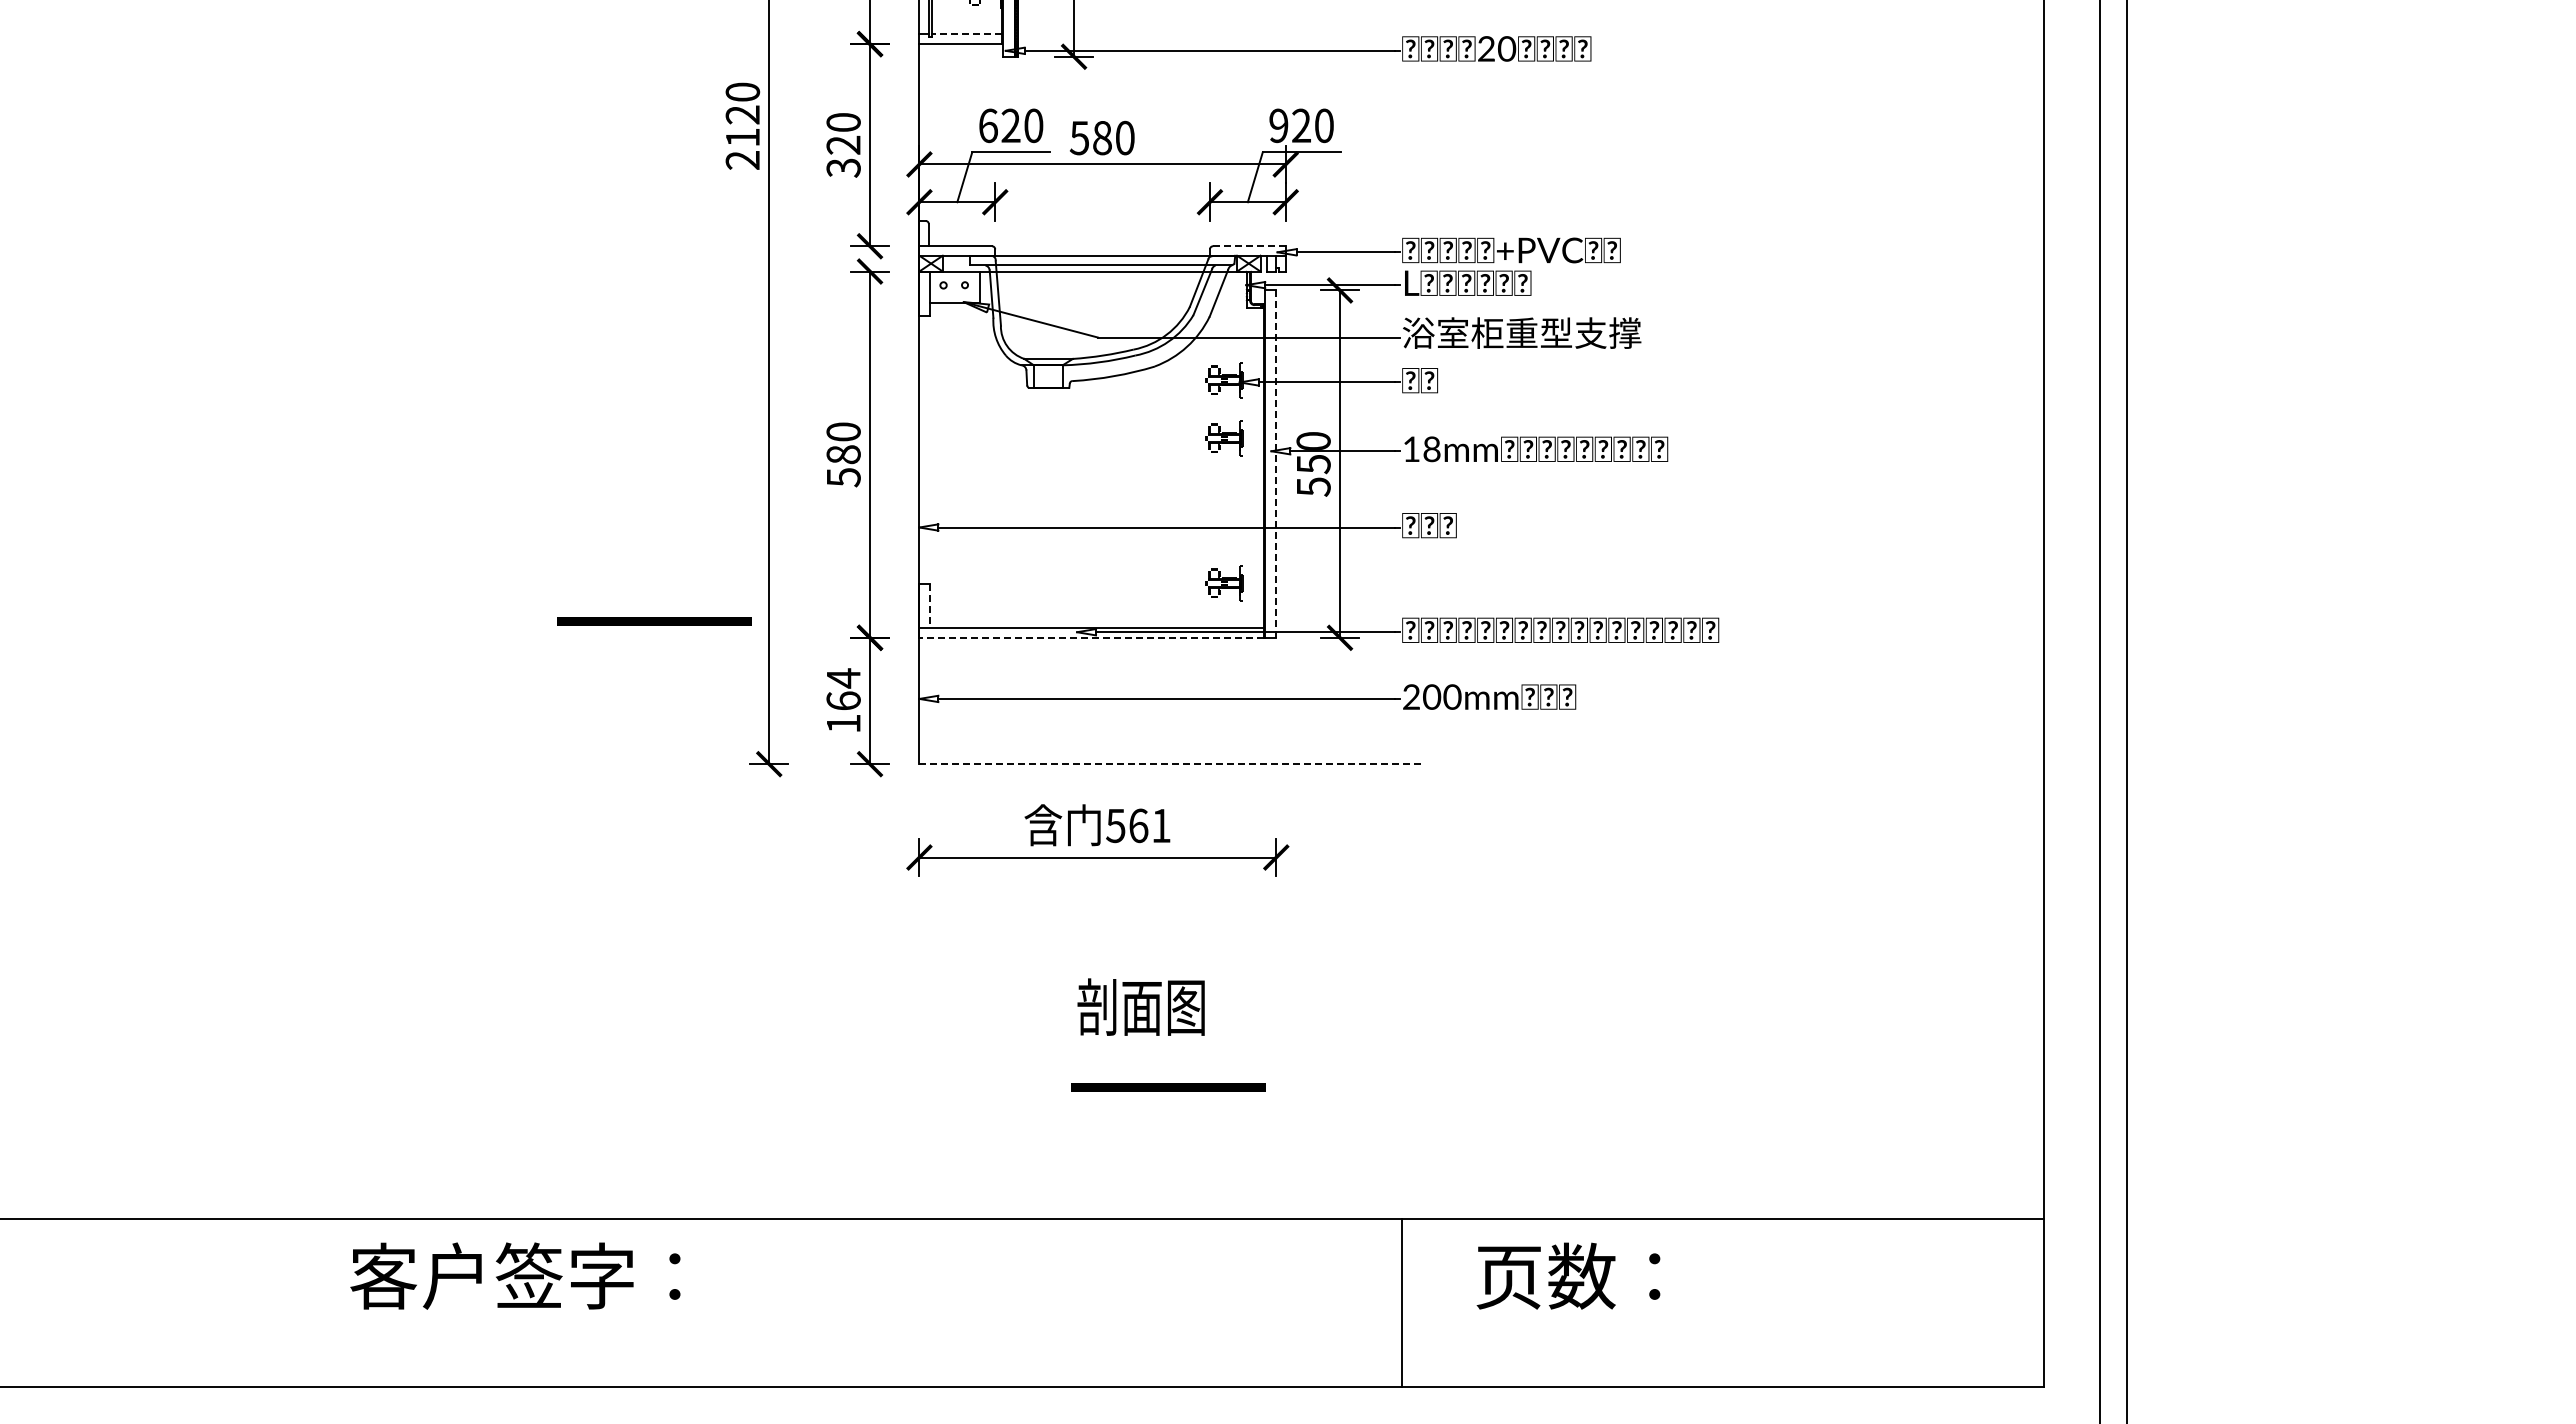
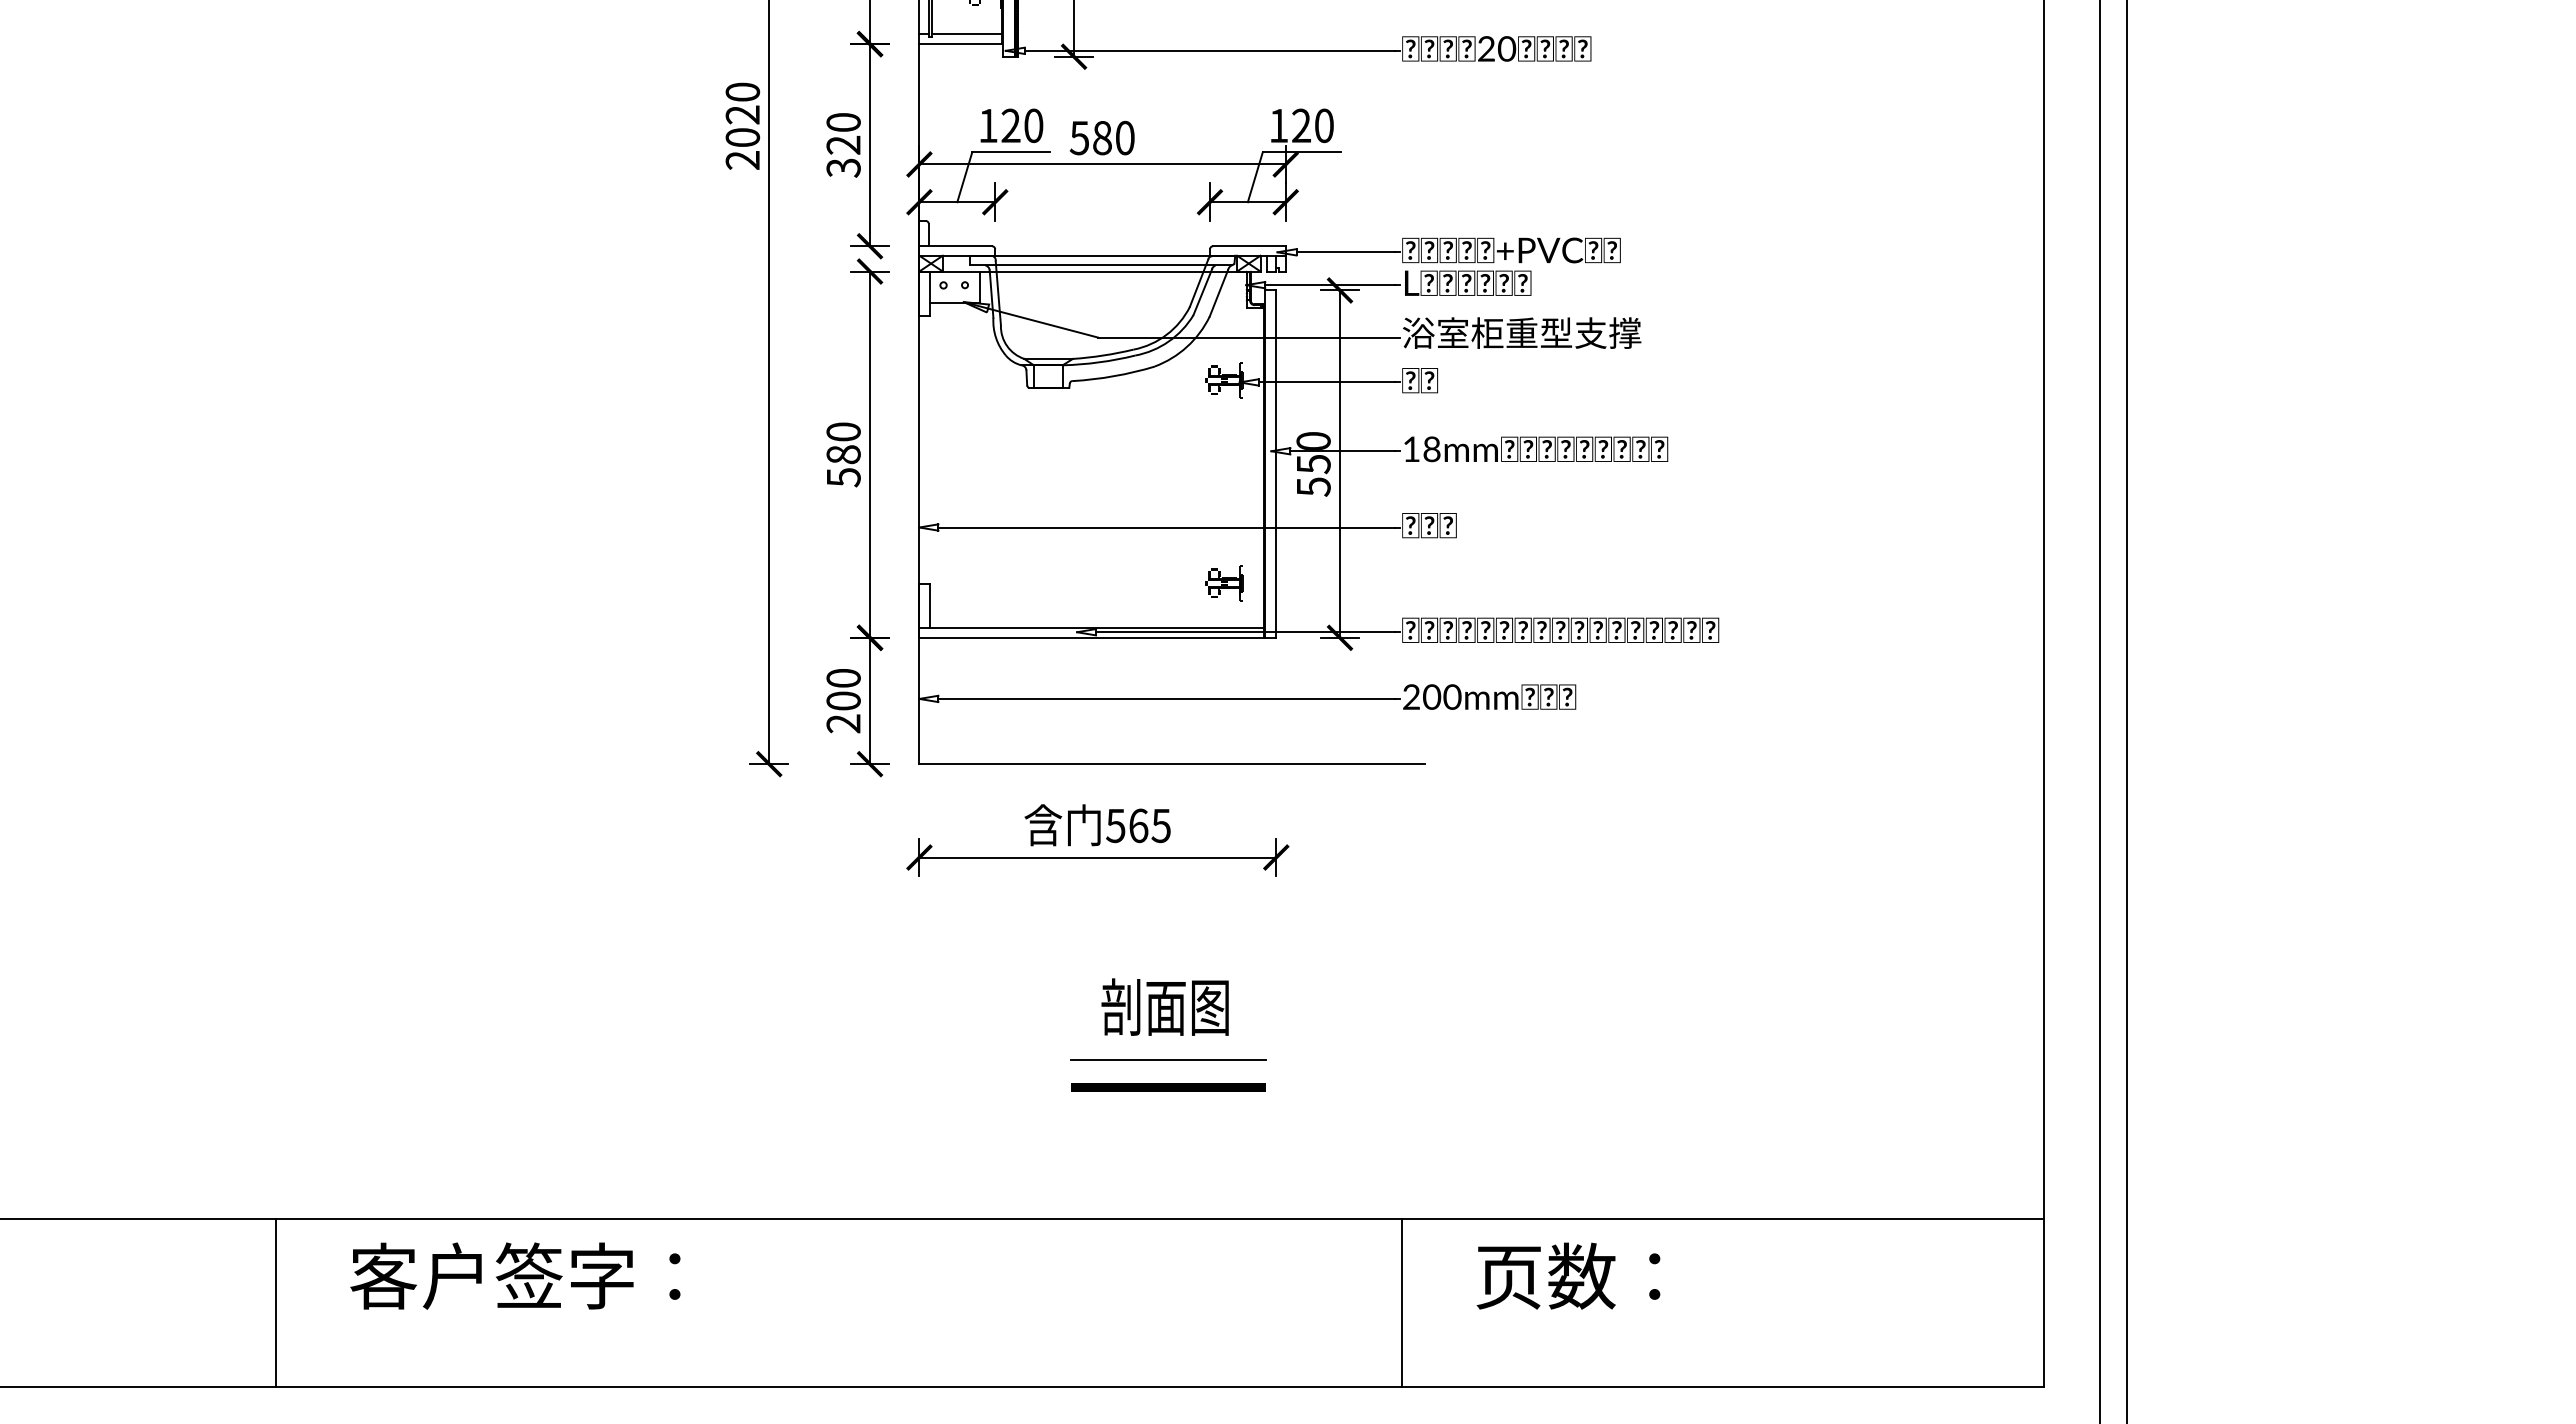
line: dashed -> solid (967, 34)
text: 620 -> 120 (988, 125)
text: 920 -> 120 (1278, 125)
text: 2120 -> 2020 (742, 137)
line: dashed -> solid (1249, 246)
part: present -> none (1224, 438)
line: dashed -> solid (1276, 464)
line: dashed -> solid (929, 606)
line: present -> none (654, 621)
line: dashed -> solid (1091, 637)
text: 164 -> 200 (843, 700)
line: dashed -> solid (1172, 764)
text: 561 -> 565 (1160, 826)
text position: (1140, 1006) -> (1164, 1006) (1164, 1006)
line: none -> present (1168, 1060)
line: none -> present (276, 1302)
